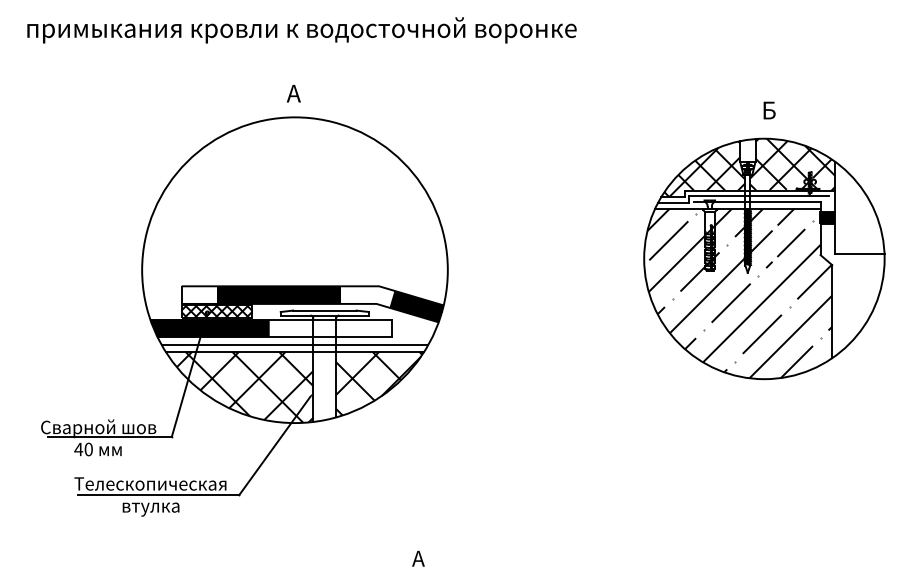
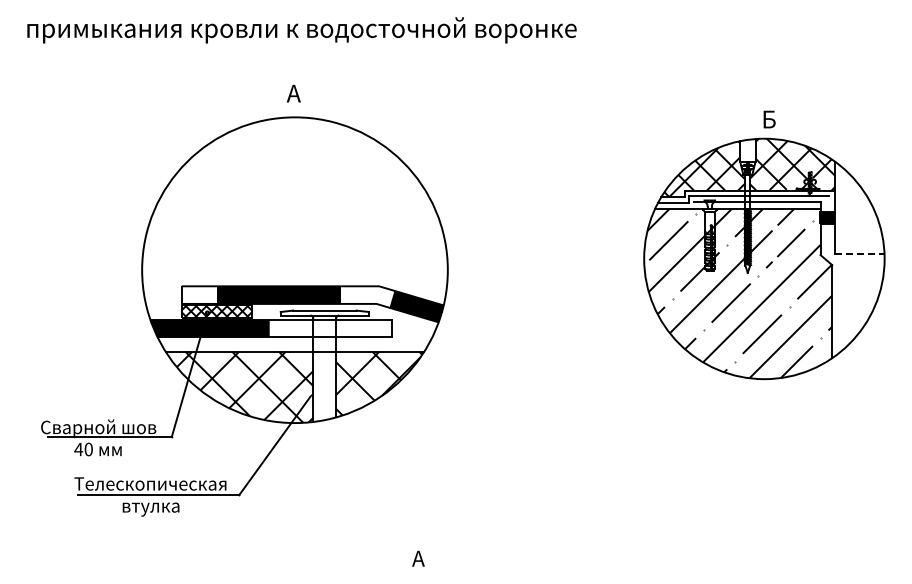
text position: (769, 110) -> (769, 119) (769, 119)
line: solid -> dashed (859, 253)
line: present -> none (294, 345)
